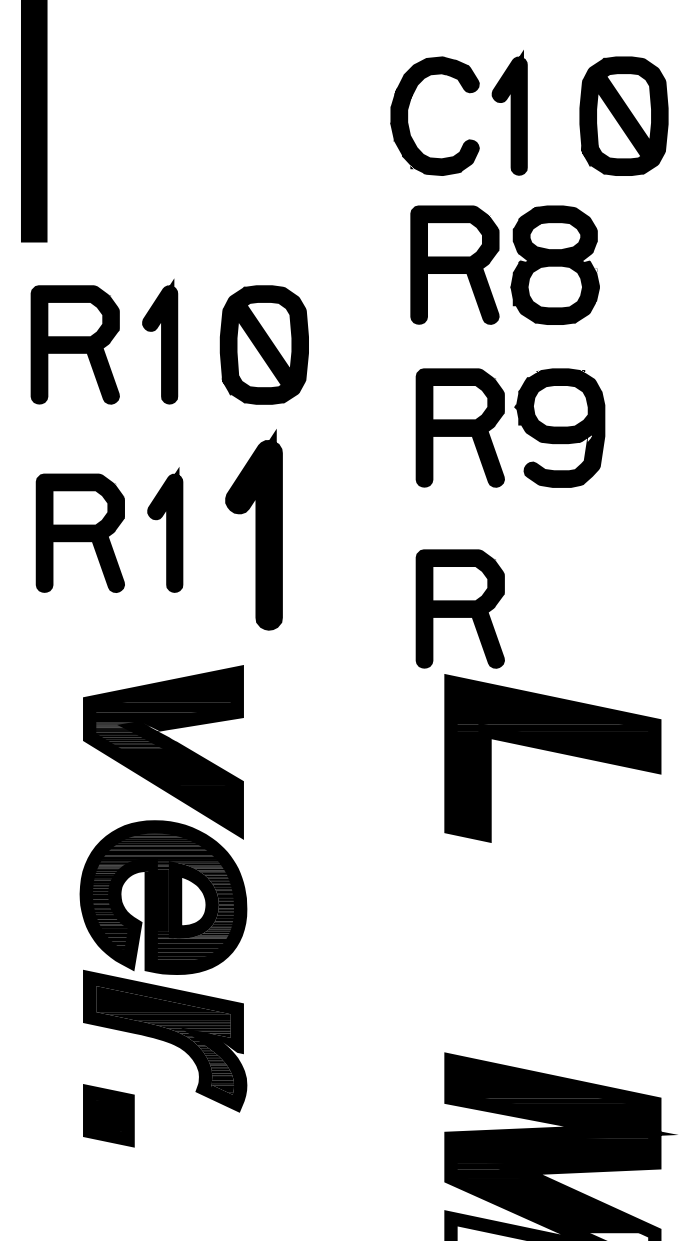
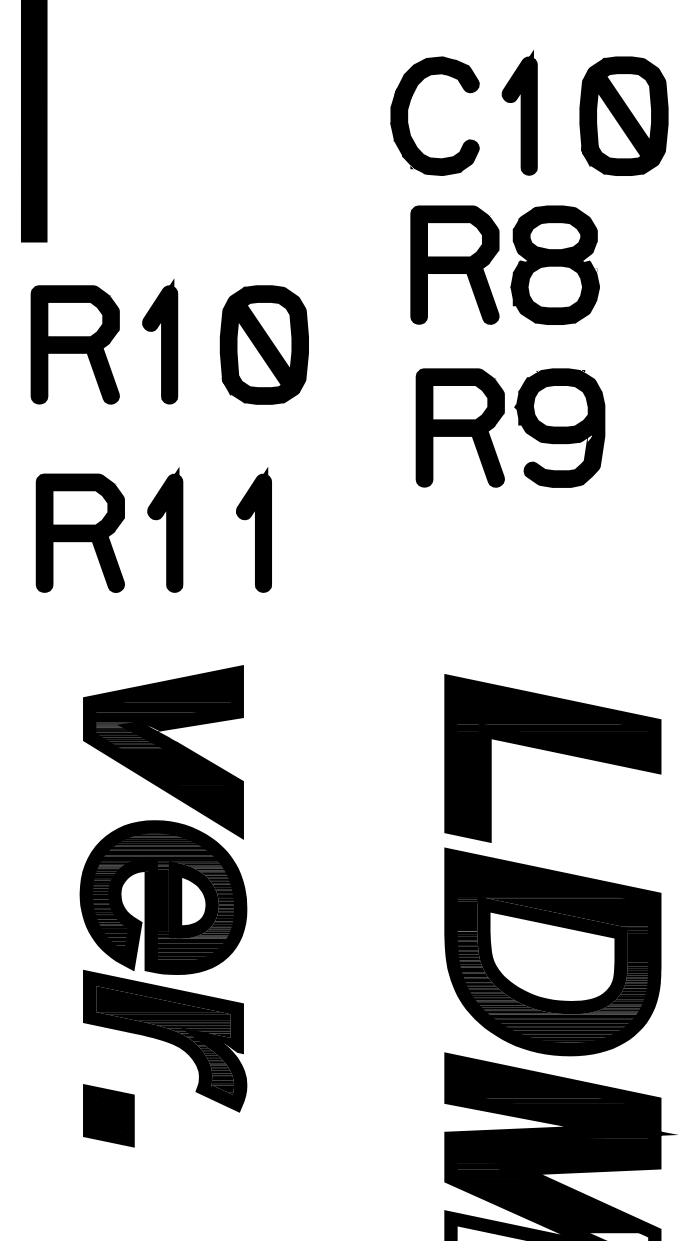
part position: (509, 112) -> (519, 112) (519, 112)
part size: 58x202 px -> 36x126 px (253, 529)
part: present -> none (459, 608)
part: none -> present (552, 951)
